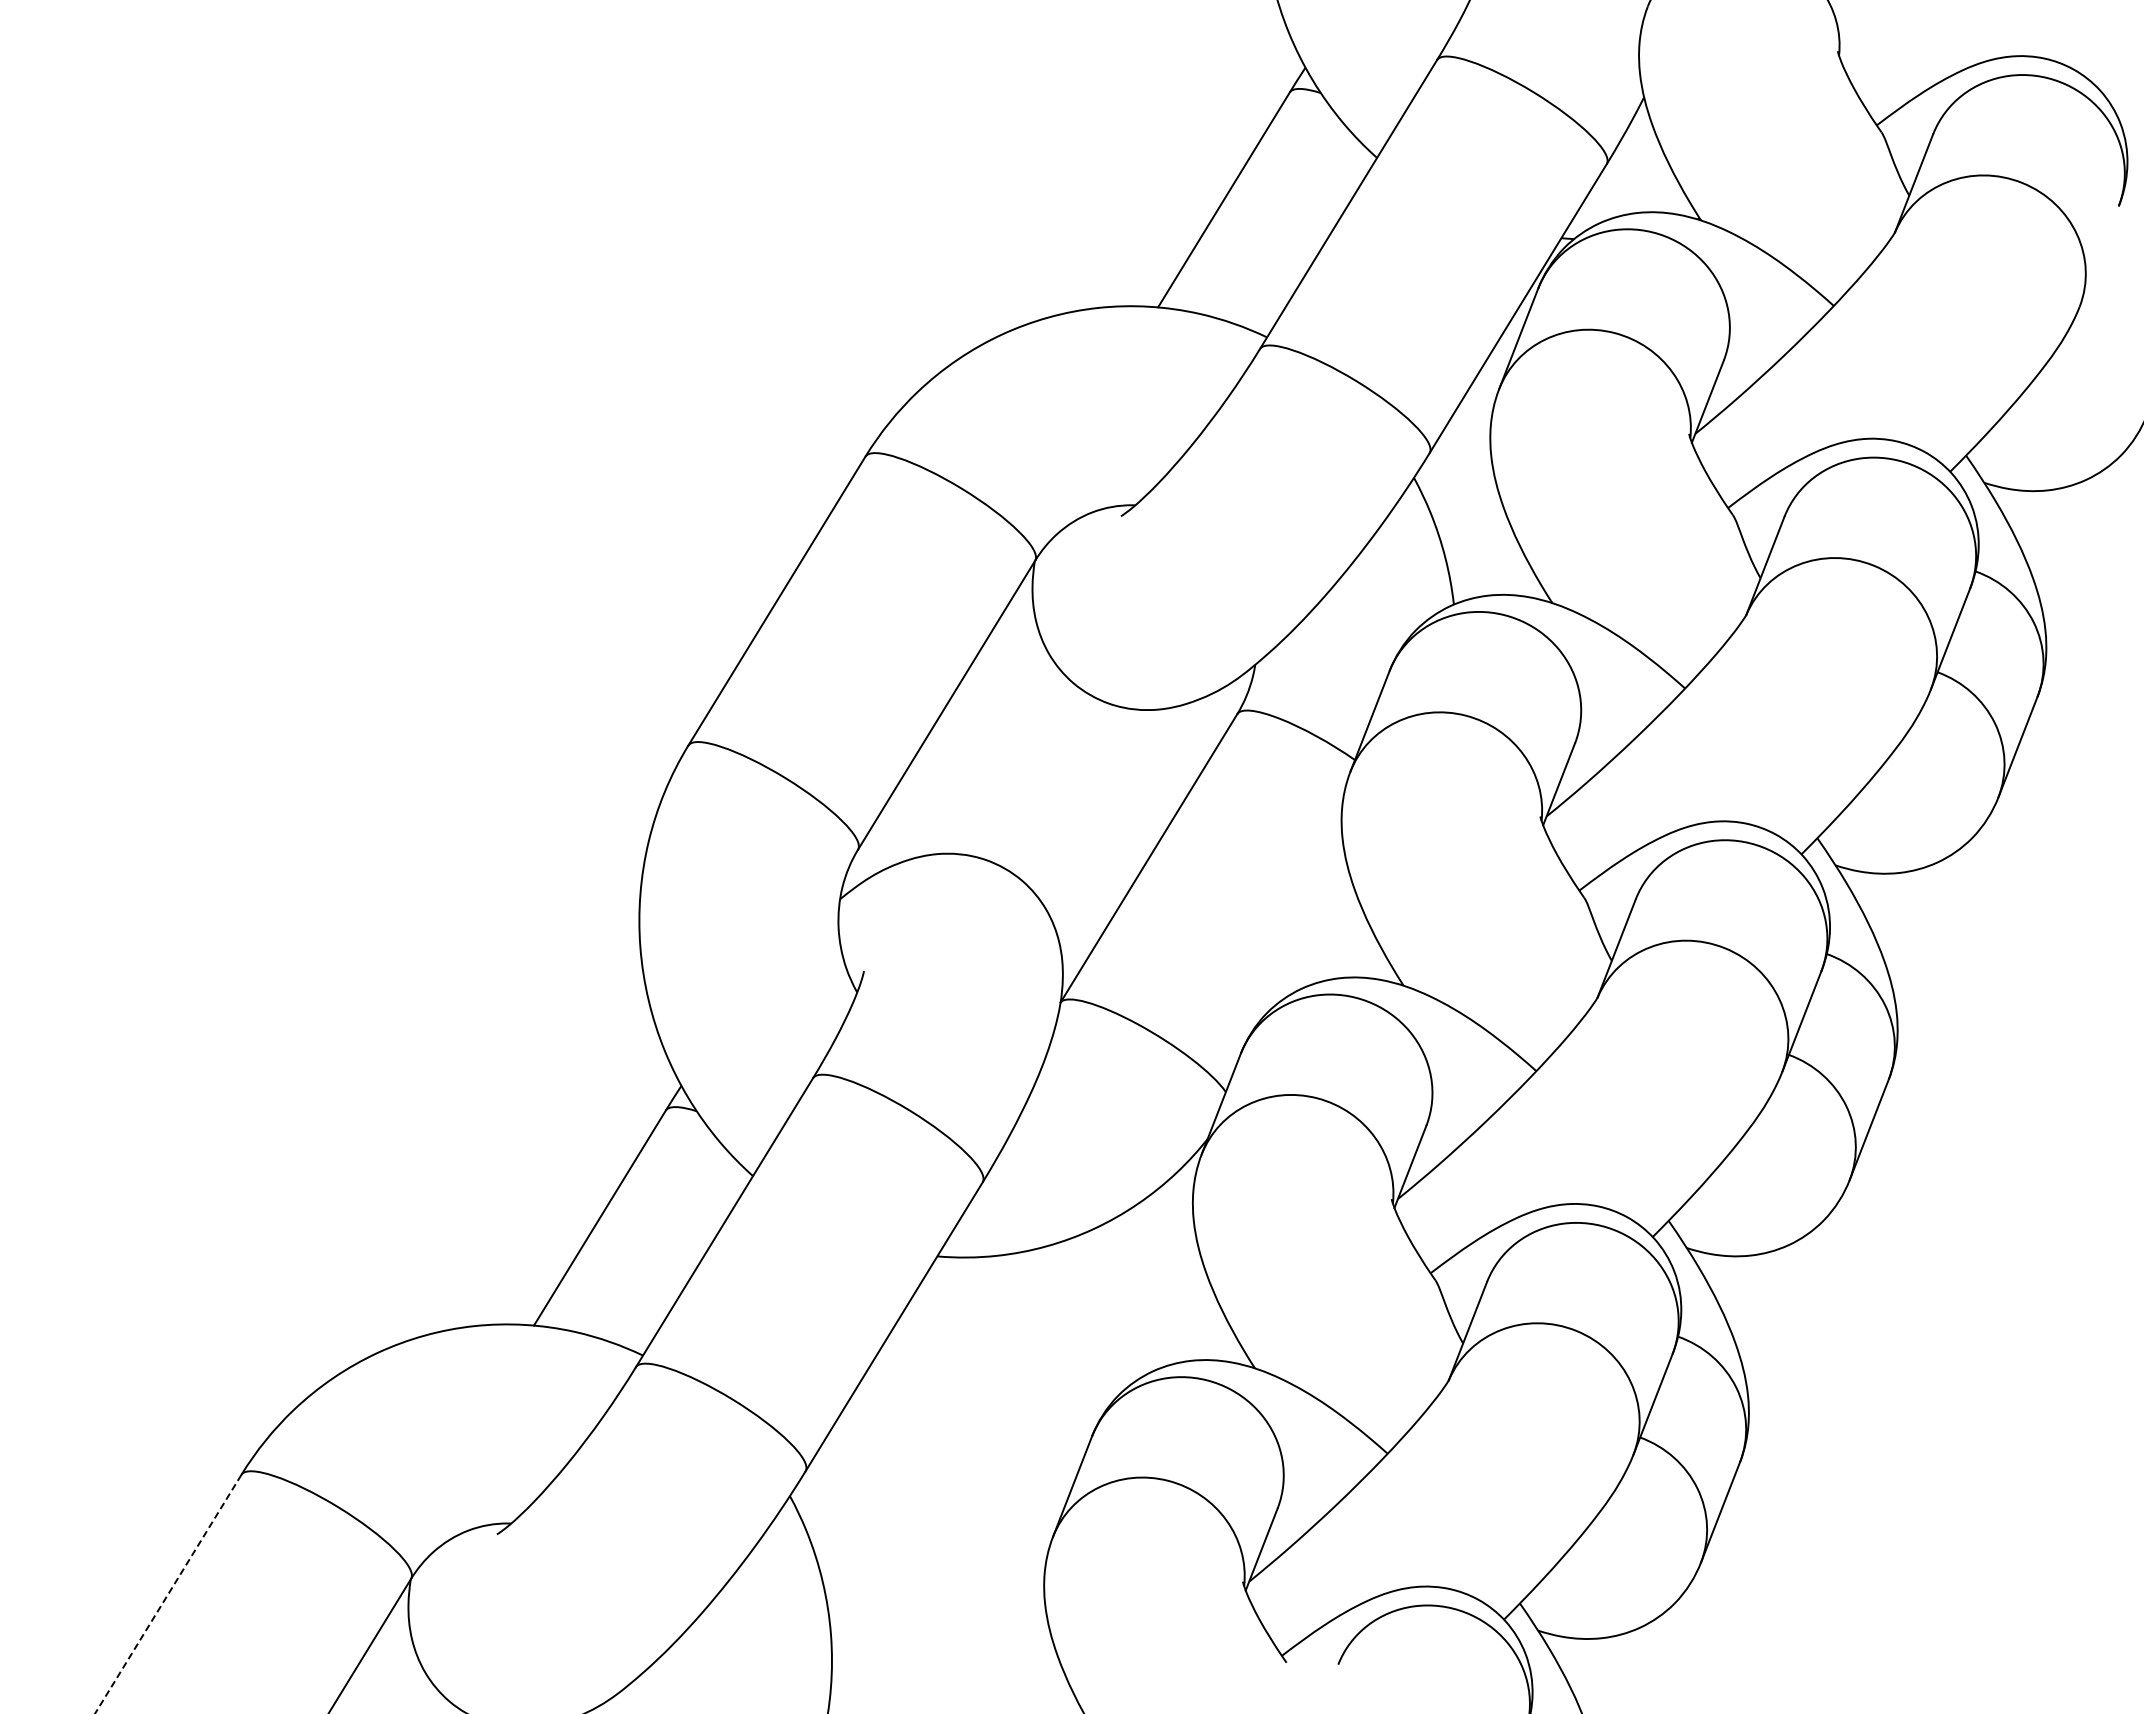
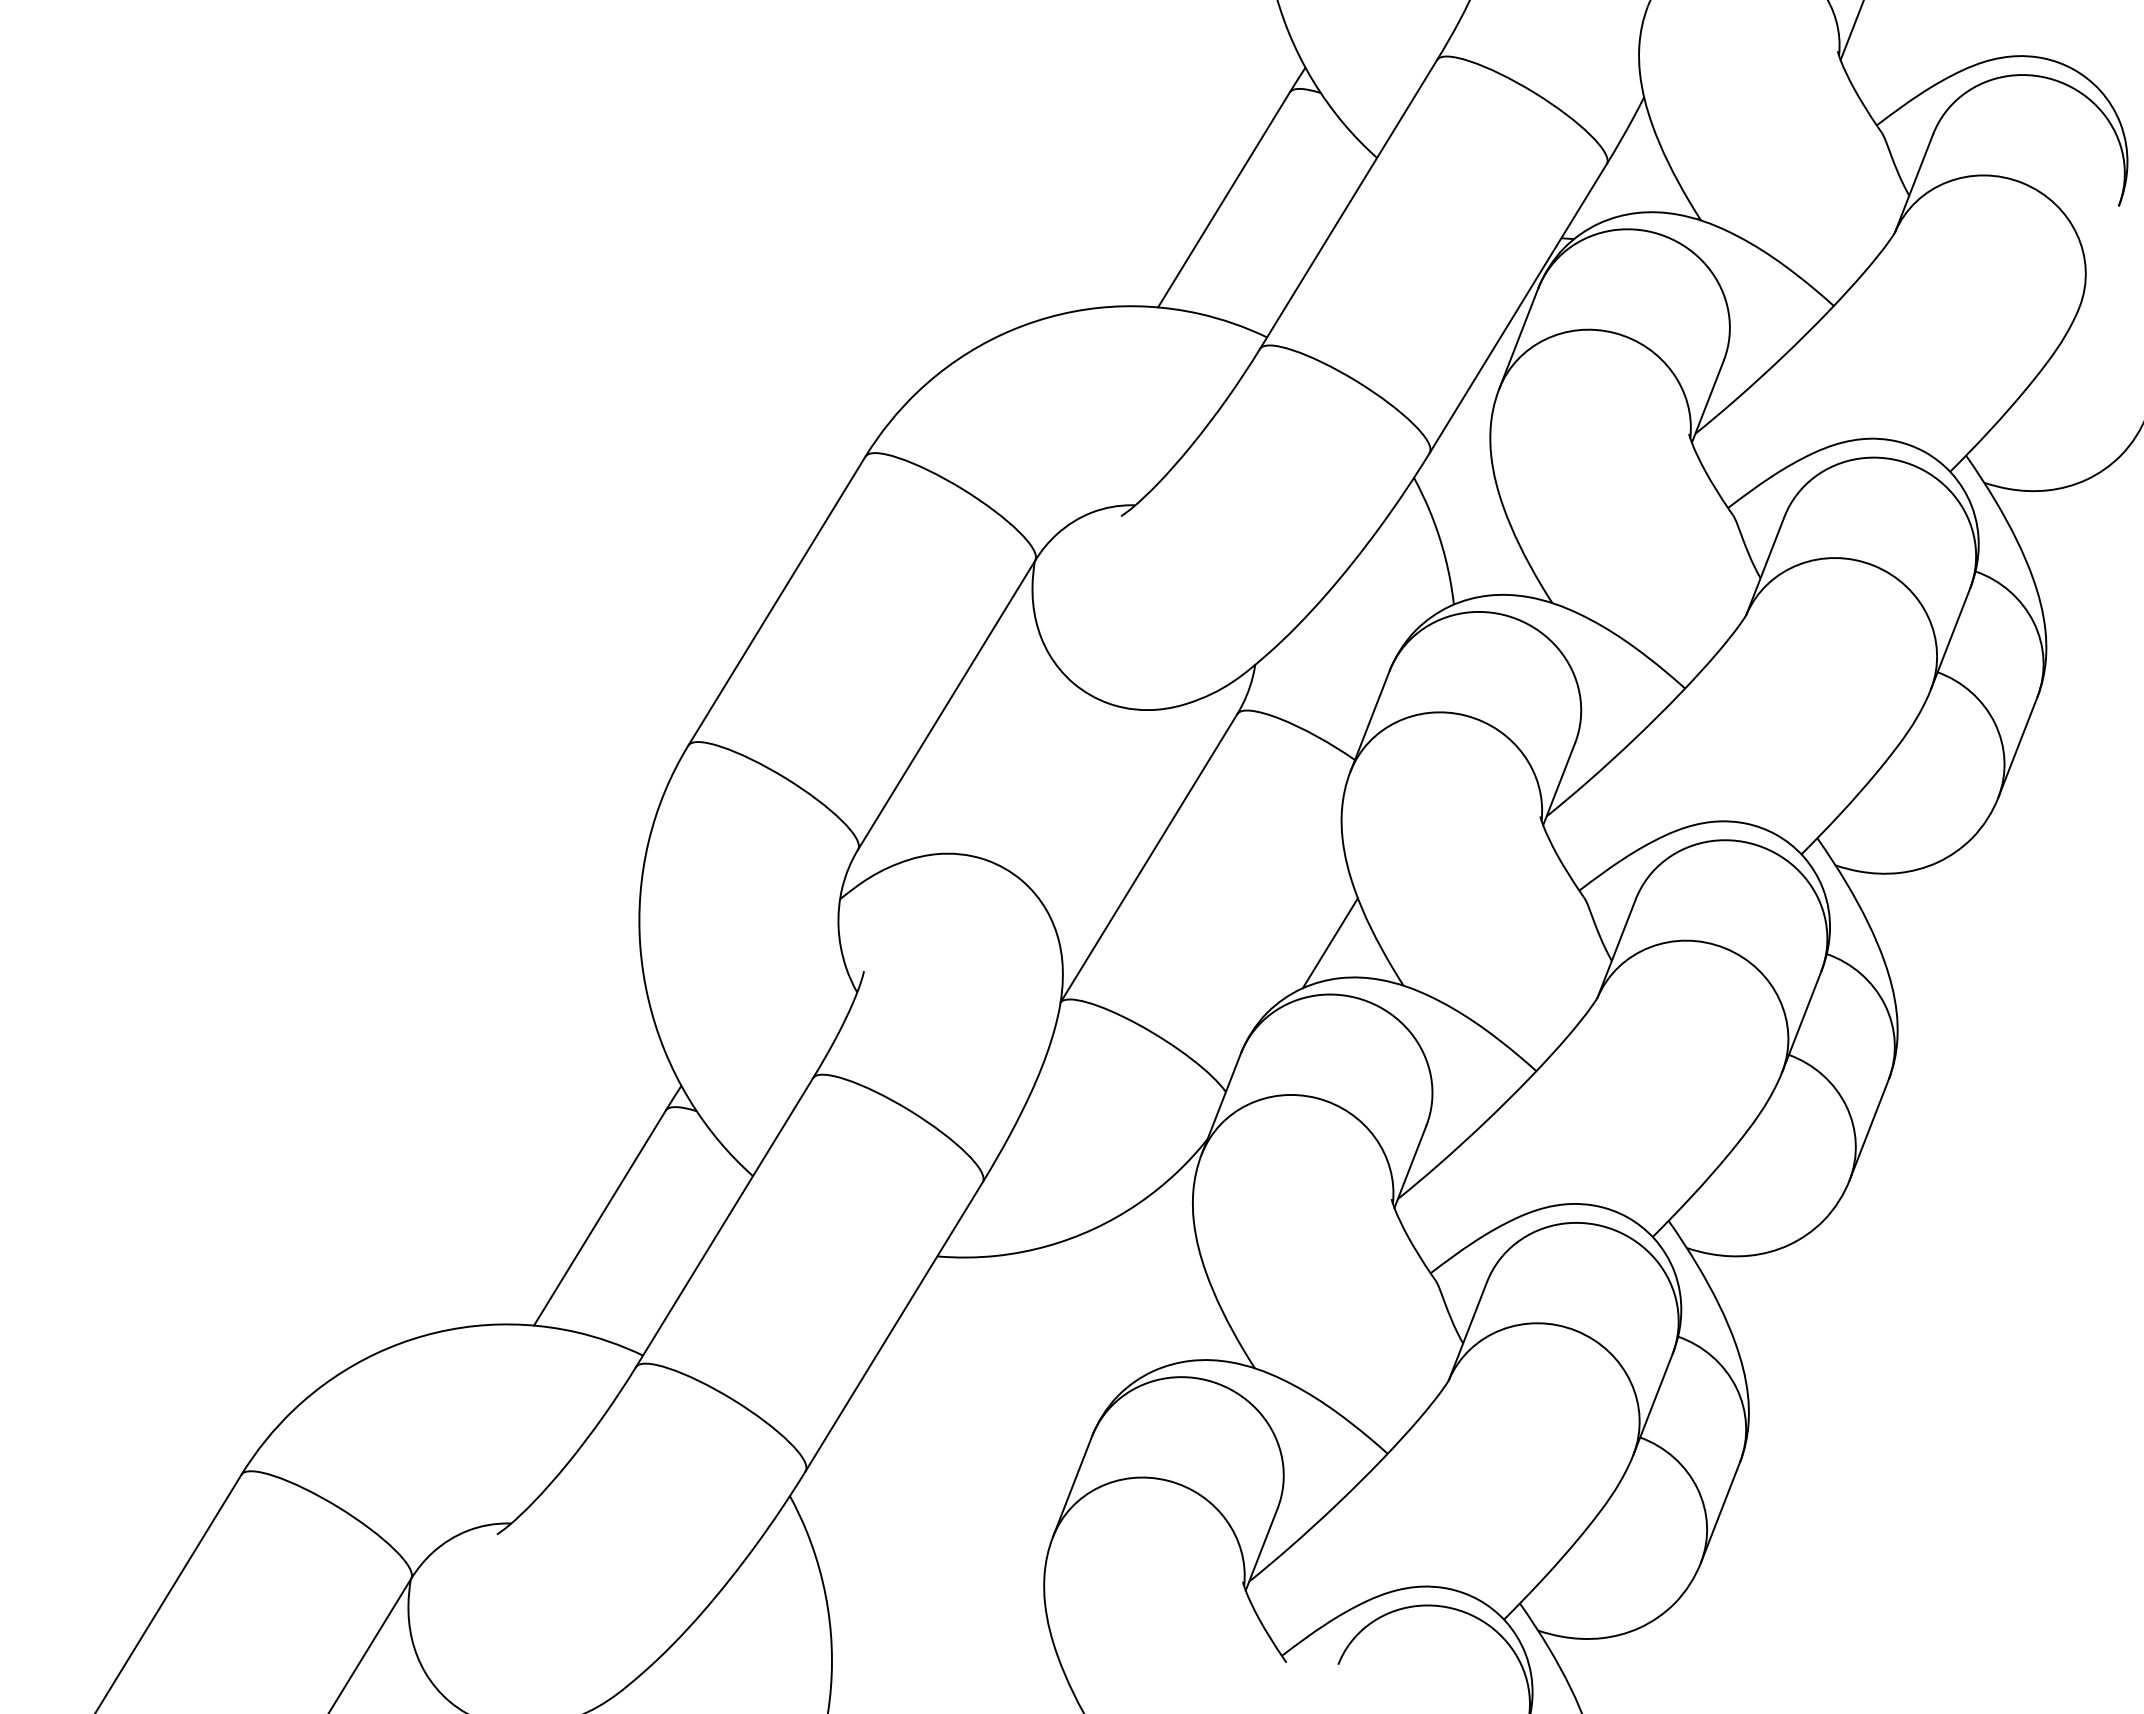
line: none -> present (1851, 31)
line: none -> present (1329, 943)
line: dashed -> solid (168, 1594)
